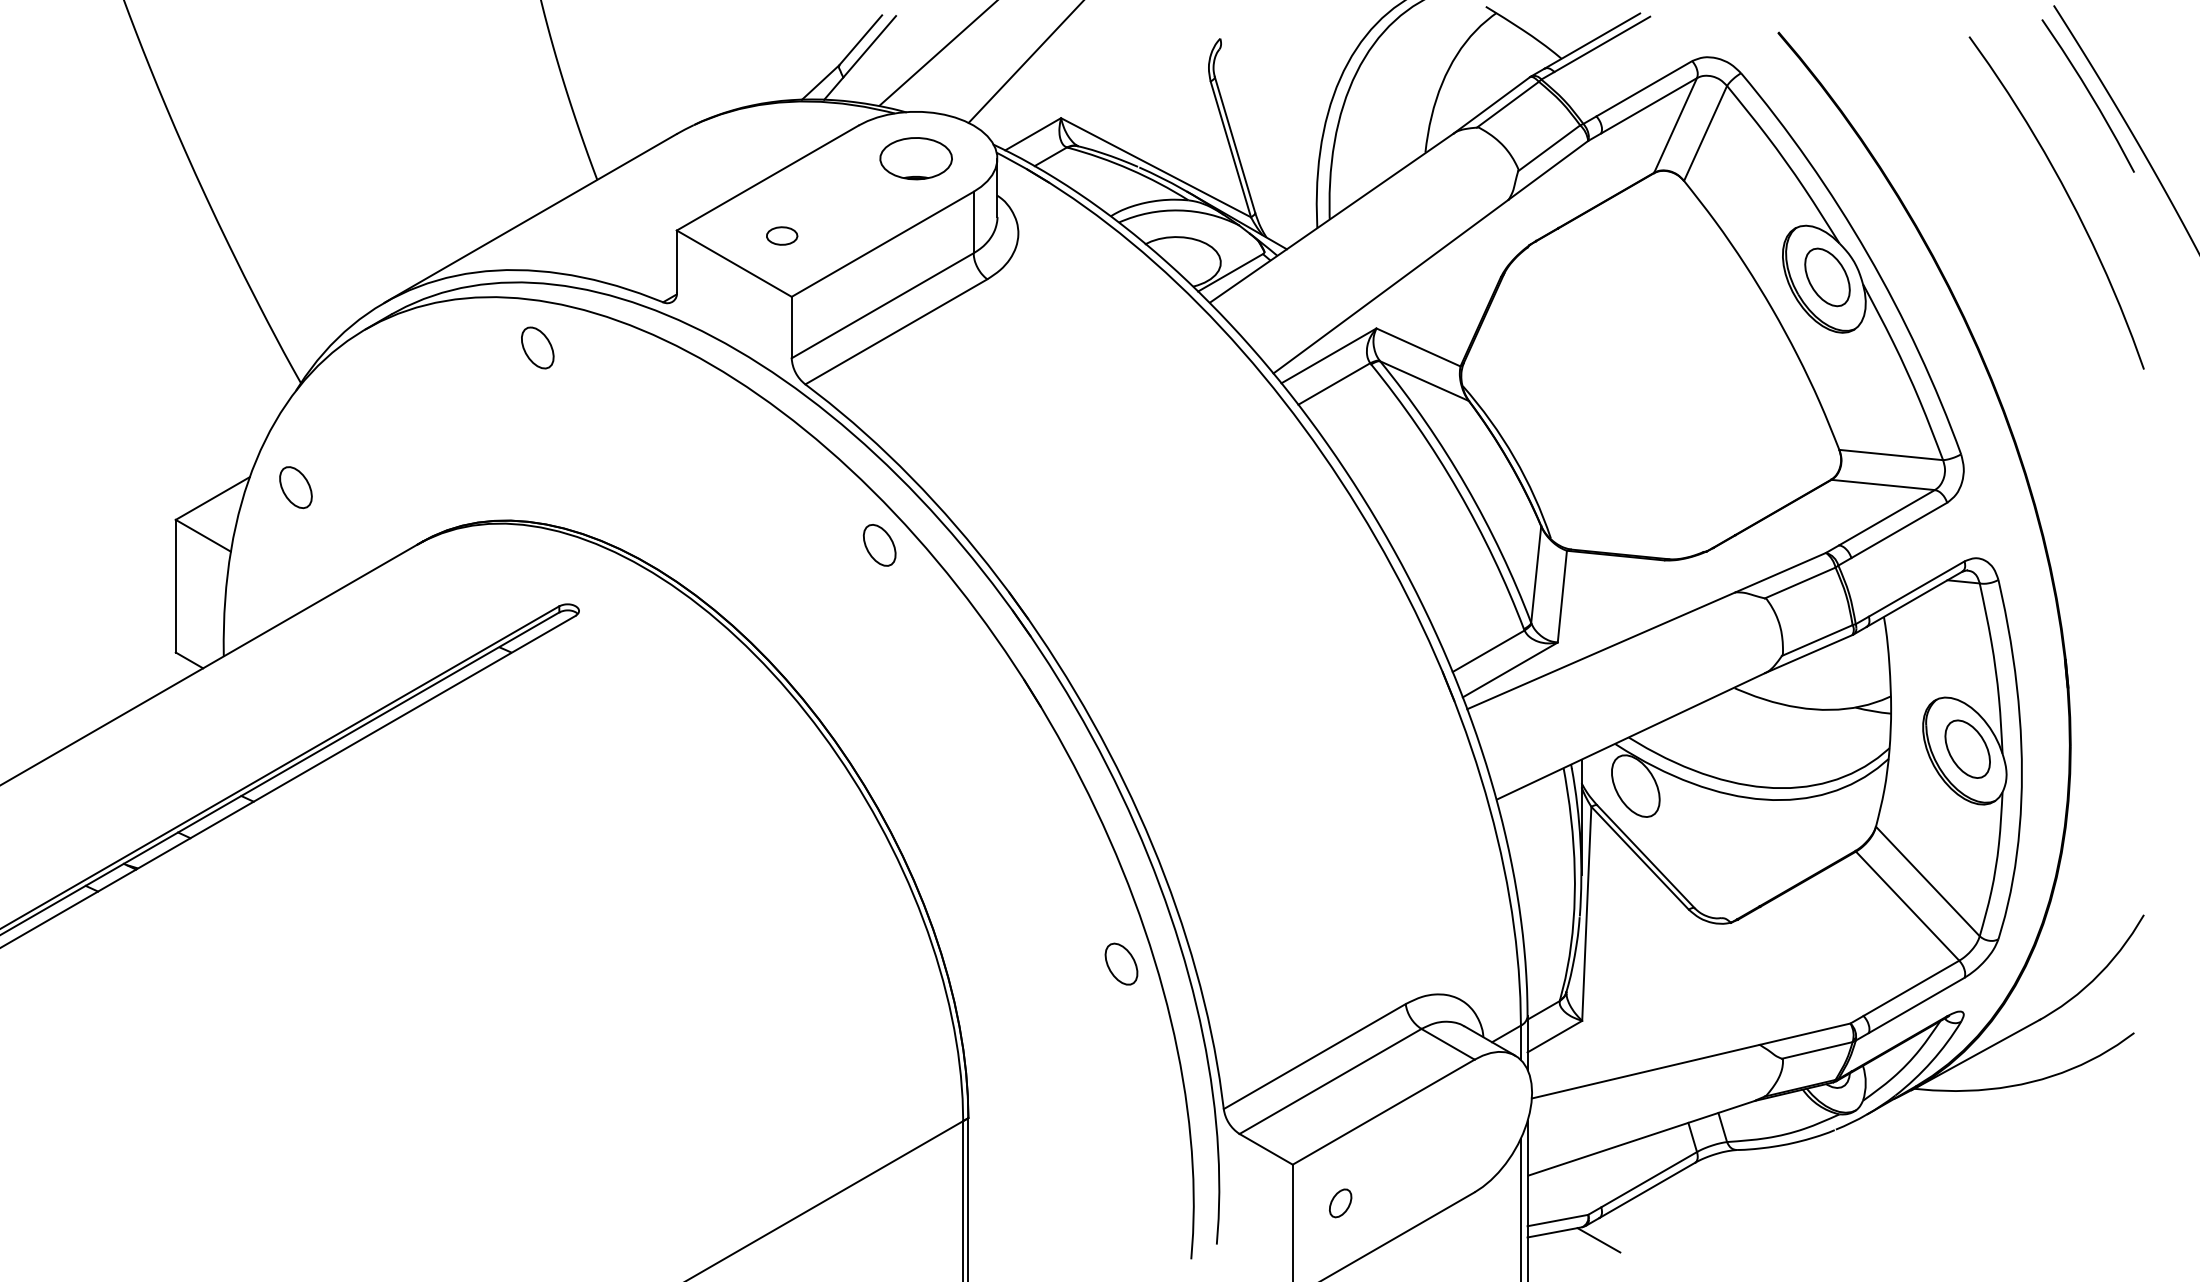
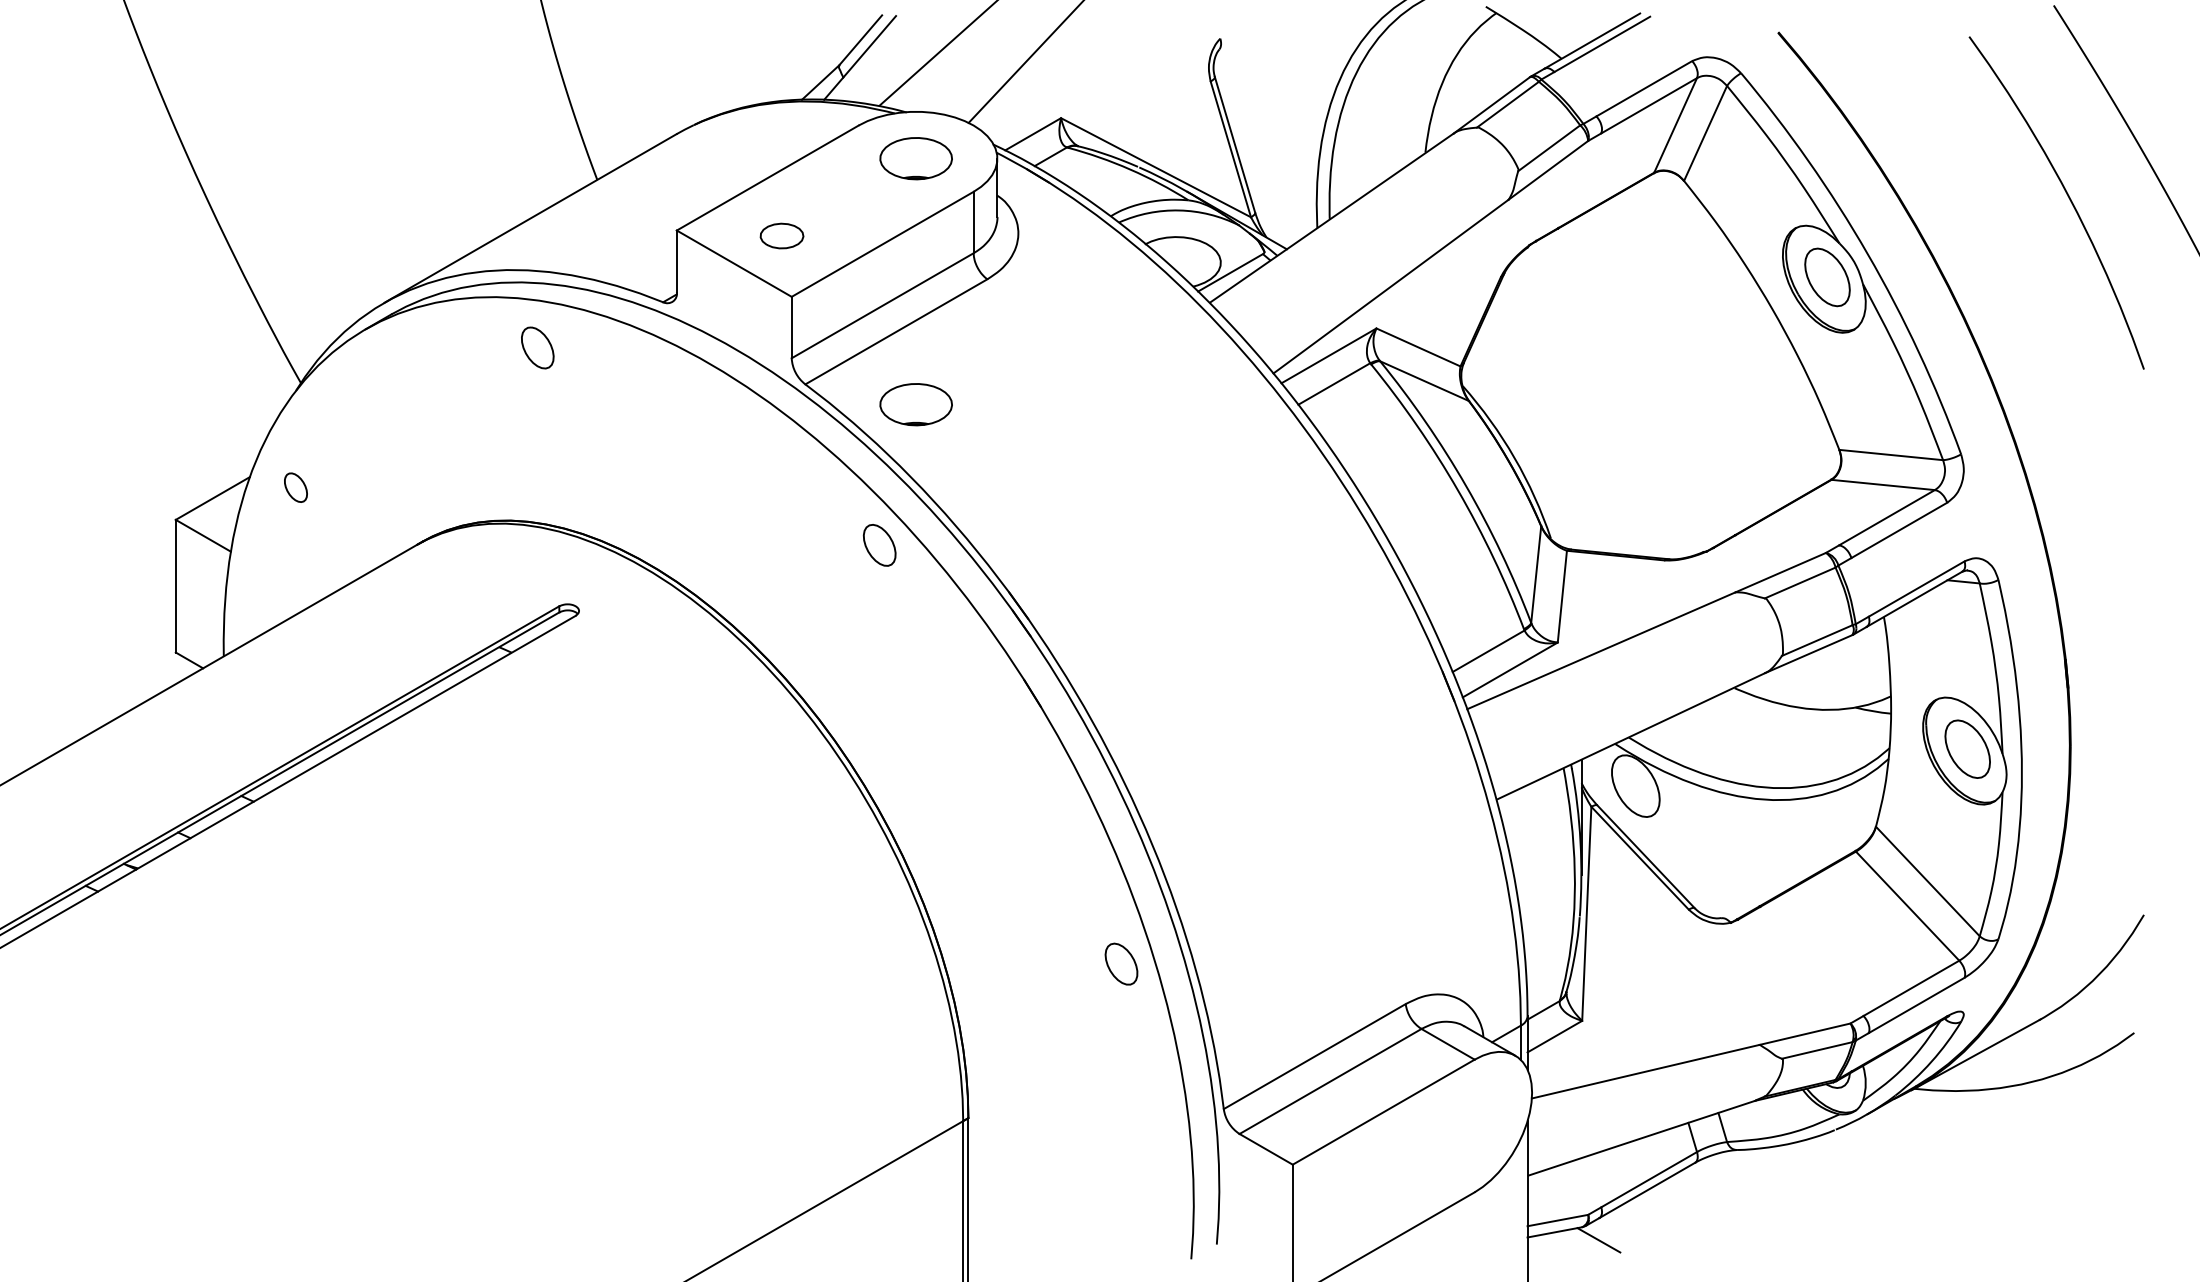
curve: present -> none (2088, 93)
part size: 33x20 px -> 46x28 px (781, 235)
part: none -> present (915, 404)
part size: 34x44 px -> 24x31 px (295, 487)
part: present -> none (1340, 1203)
line: present -> none (1520, 1208)
